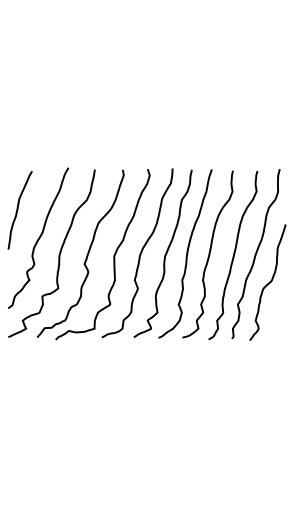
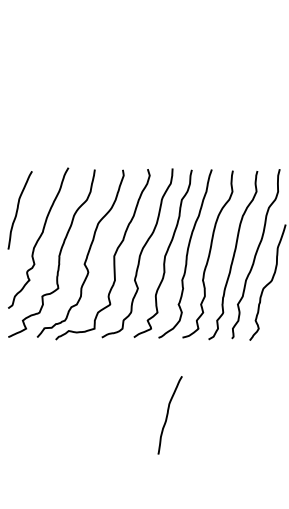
curve: none -> present (168, 415)
